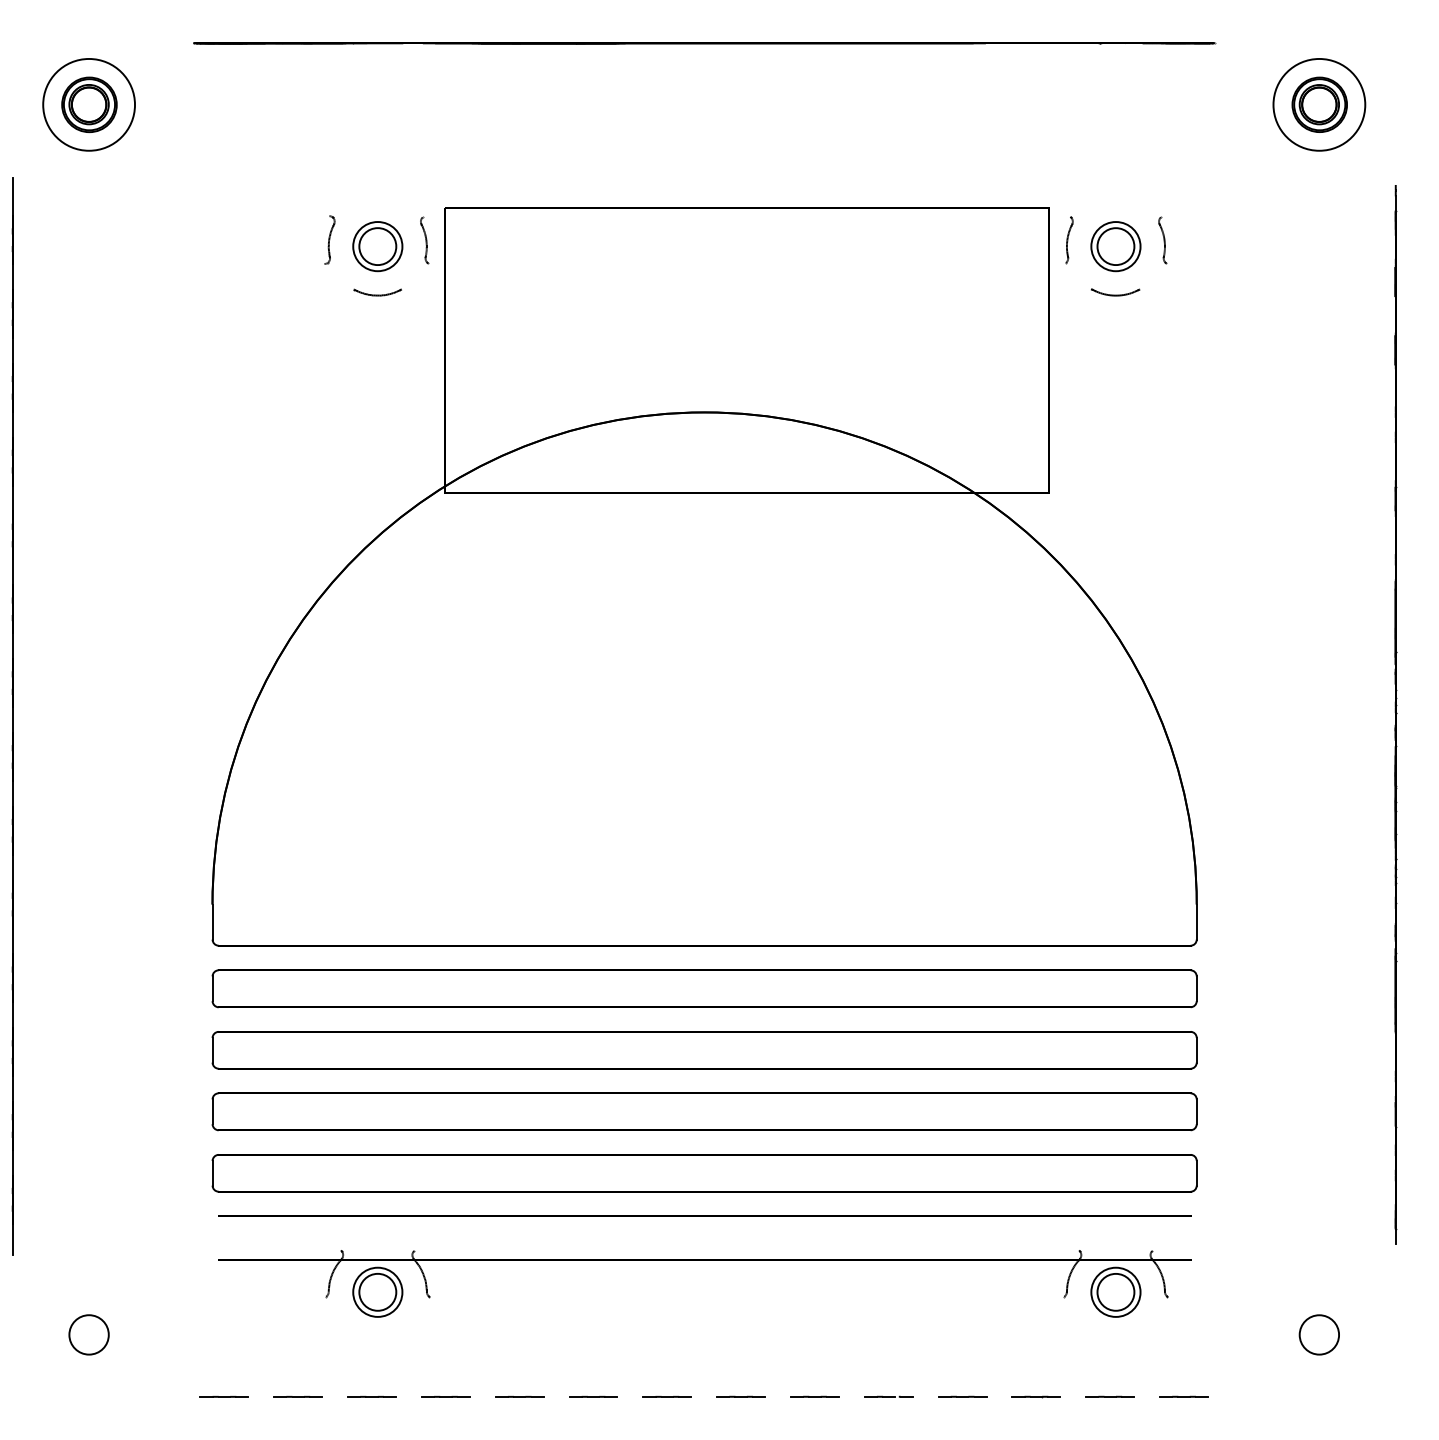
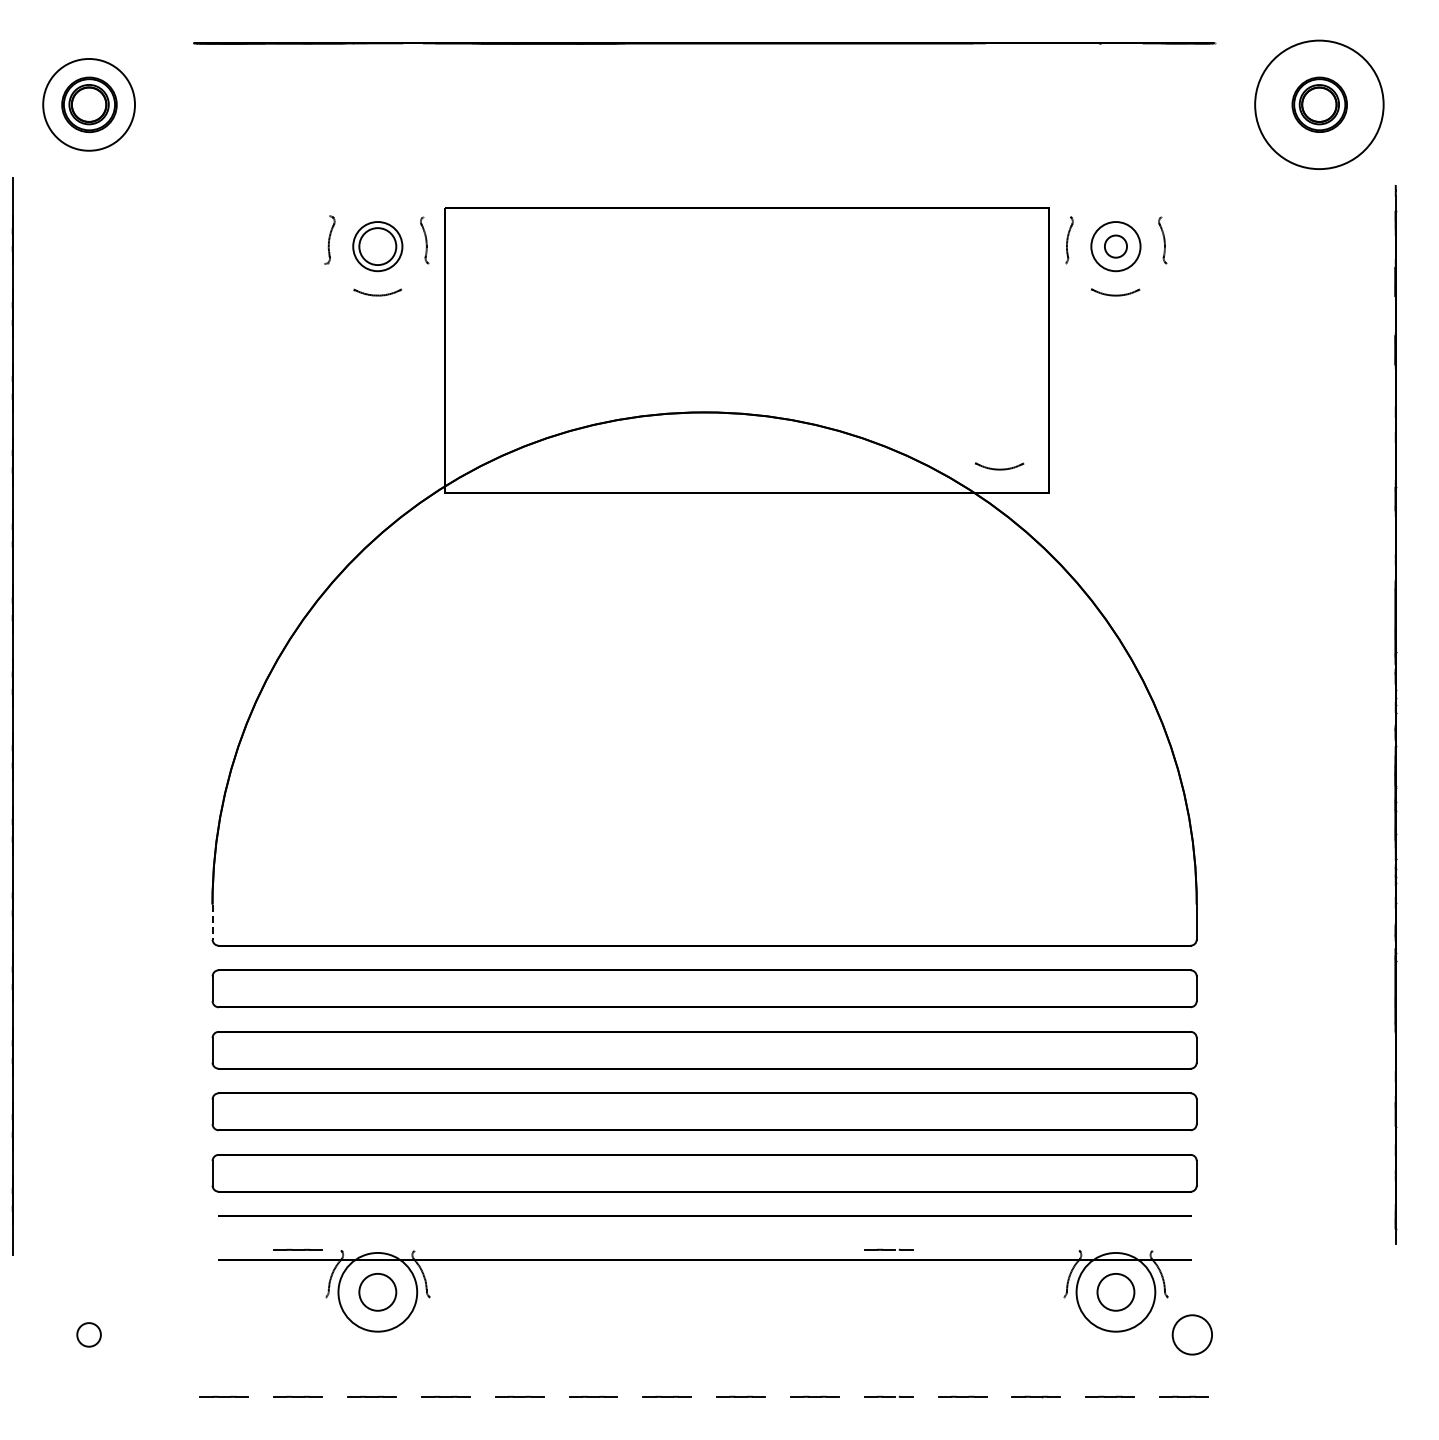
circle diameter: 92 px -> 129 px (1319, 104)
circle diameter: 37 px -> 22 px (1115, 246)
part: none -> present (999, 466)
line: solid -> dashed (212, 922)
line: none -> present (297, 1249)
line: none -> present (888, 1249)
circle diameter: 49 px -> 79 px (377, 1291)
circle diameter: 49 px -> 79 px (1115, 1291)
circle diameter: 39 px -> 24 px (88, 1334)
circle position: (1318, 1334) -> (1191, 1334) (1191, 1334)
